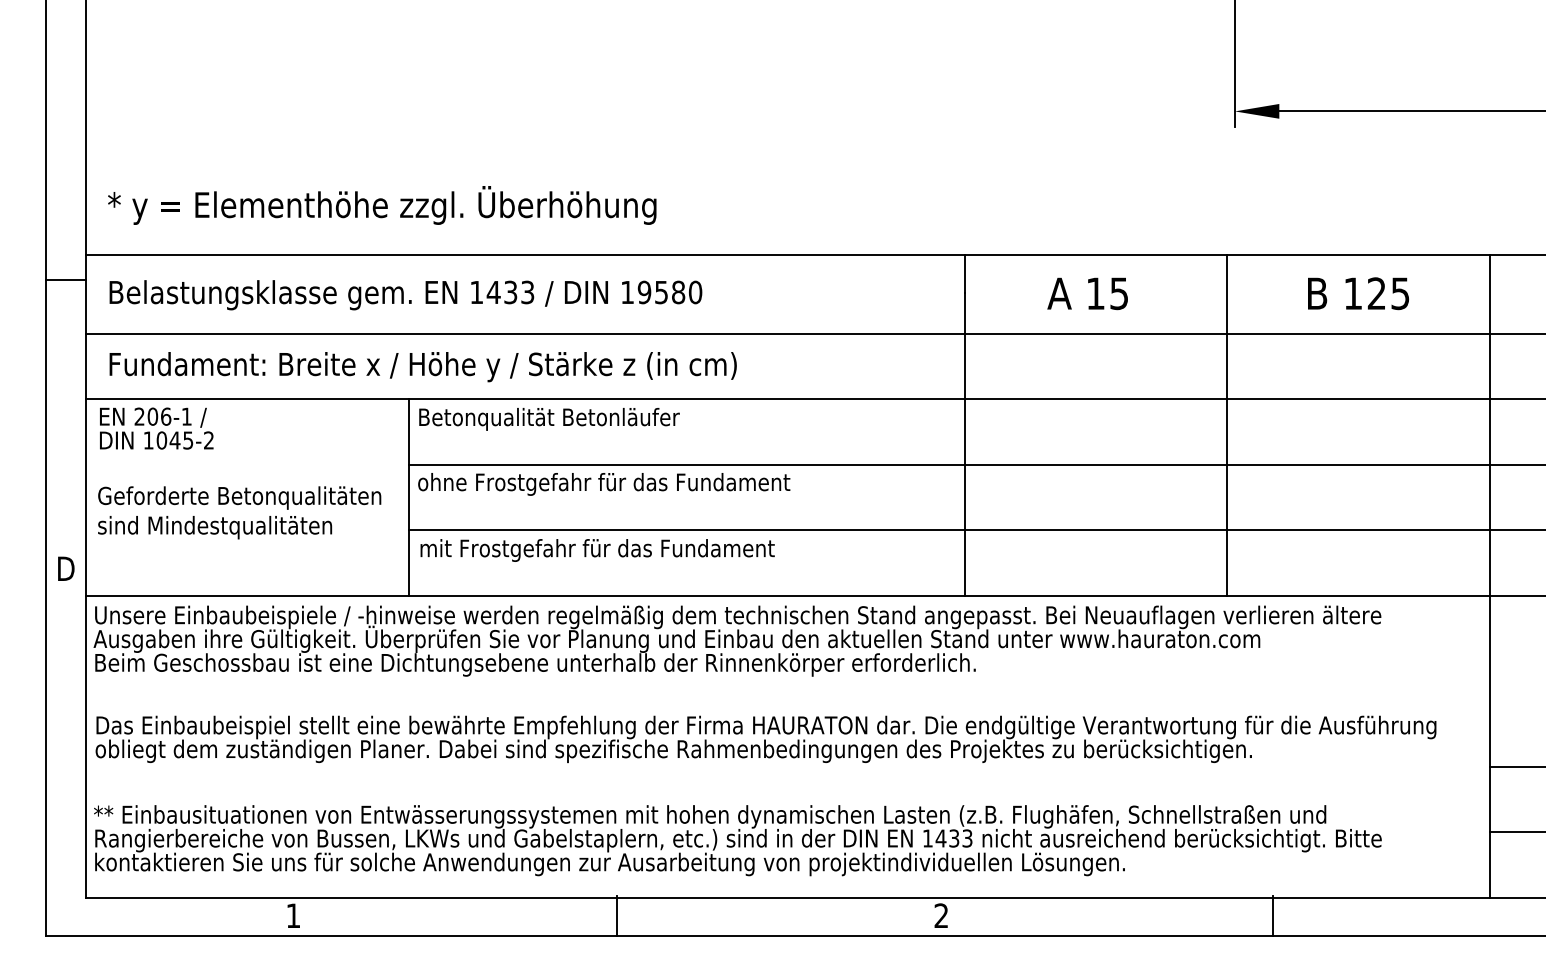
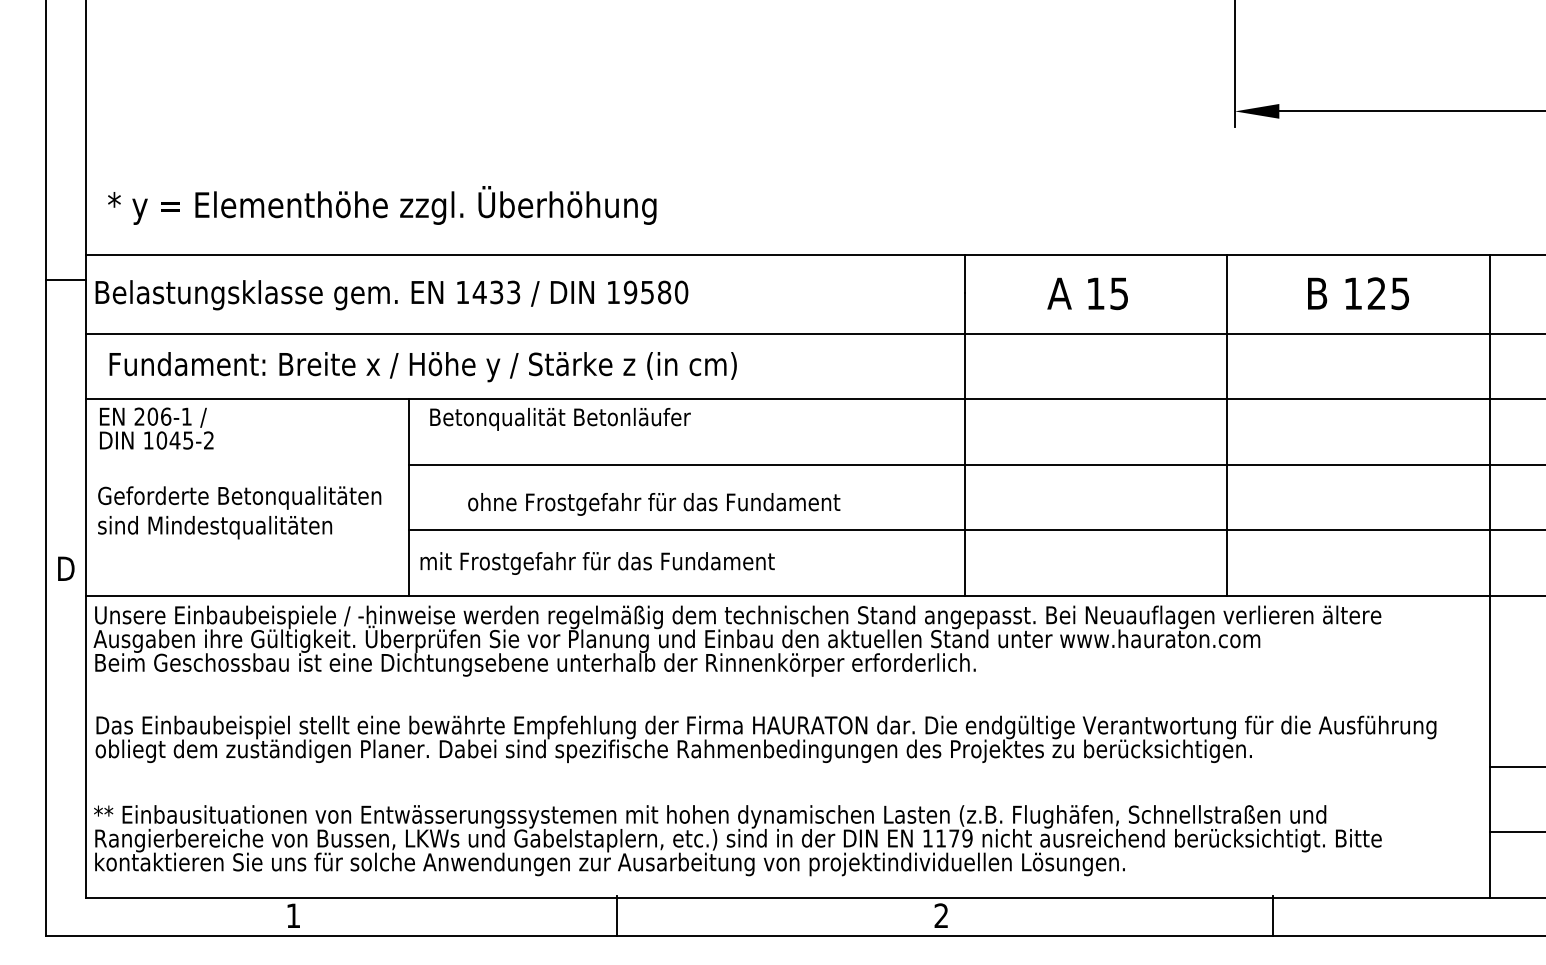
text position: (405, 295) -> (391, 295) (391, 295)
text position: (549, 419) -> (560, 419) (560, 419)
text position: (604, 484) -> (654, 504) (654, 504)
text position: (597, 550) -> (597, 563) (597, 563)
text: 1433 -> 1179 (953, 838)
